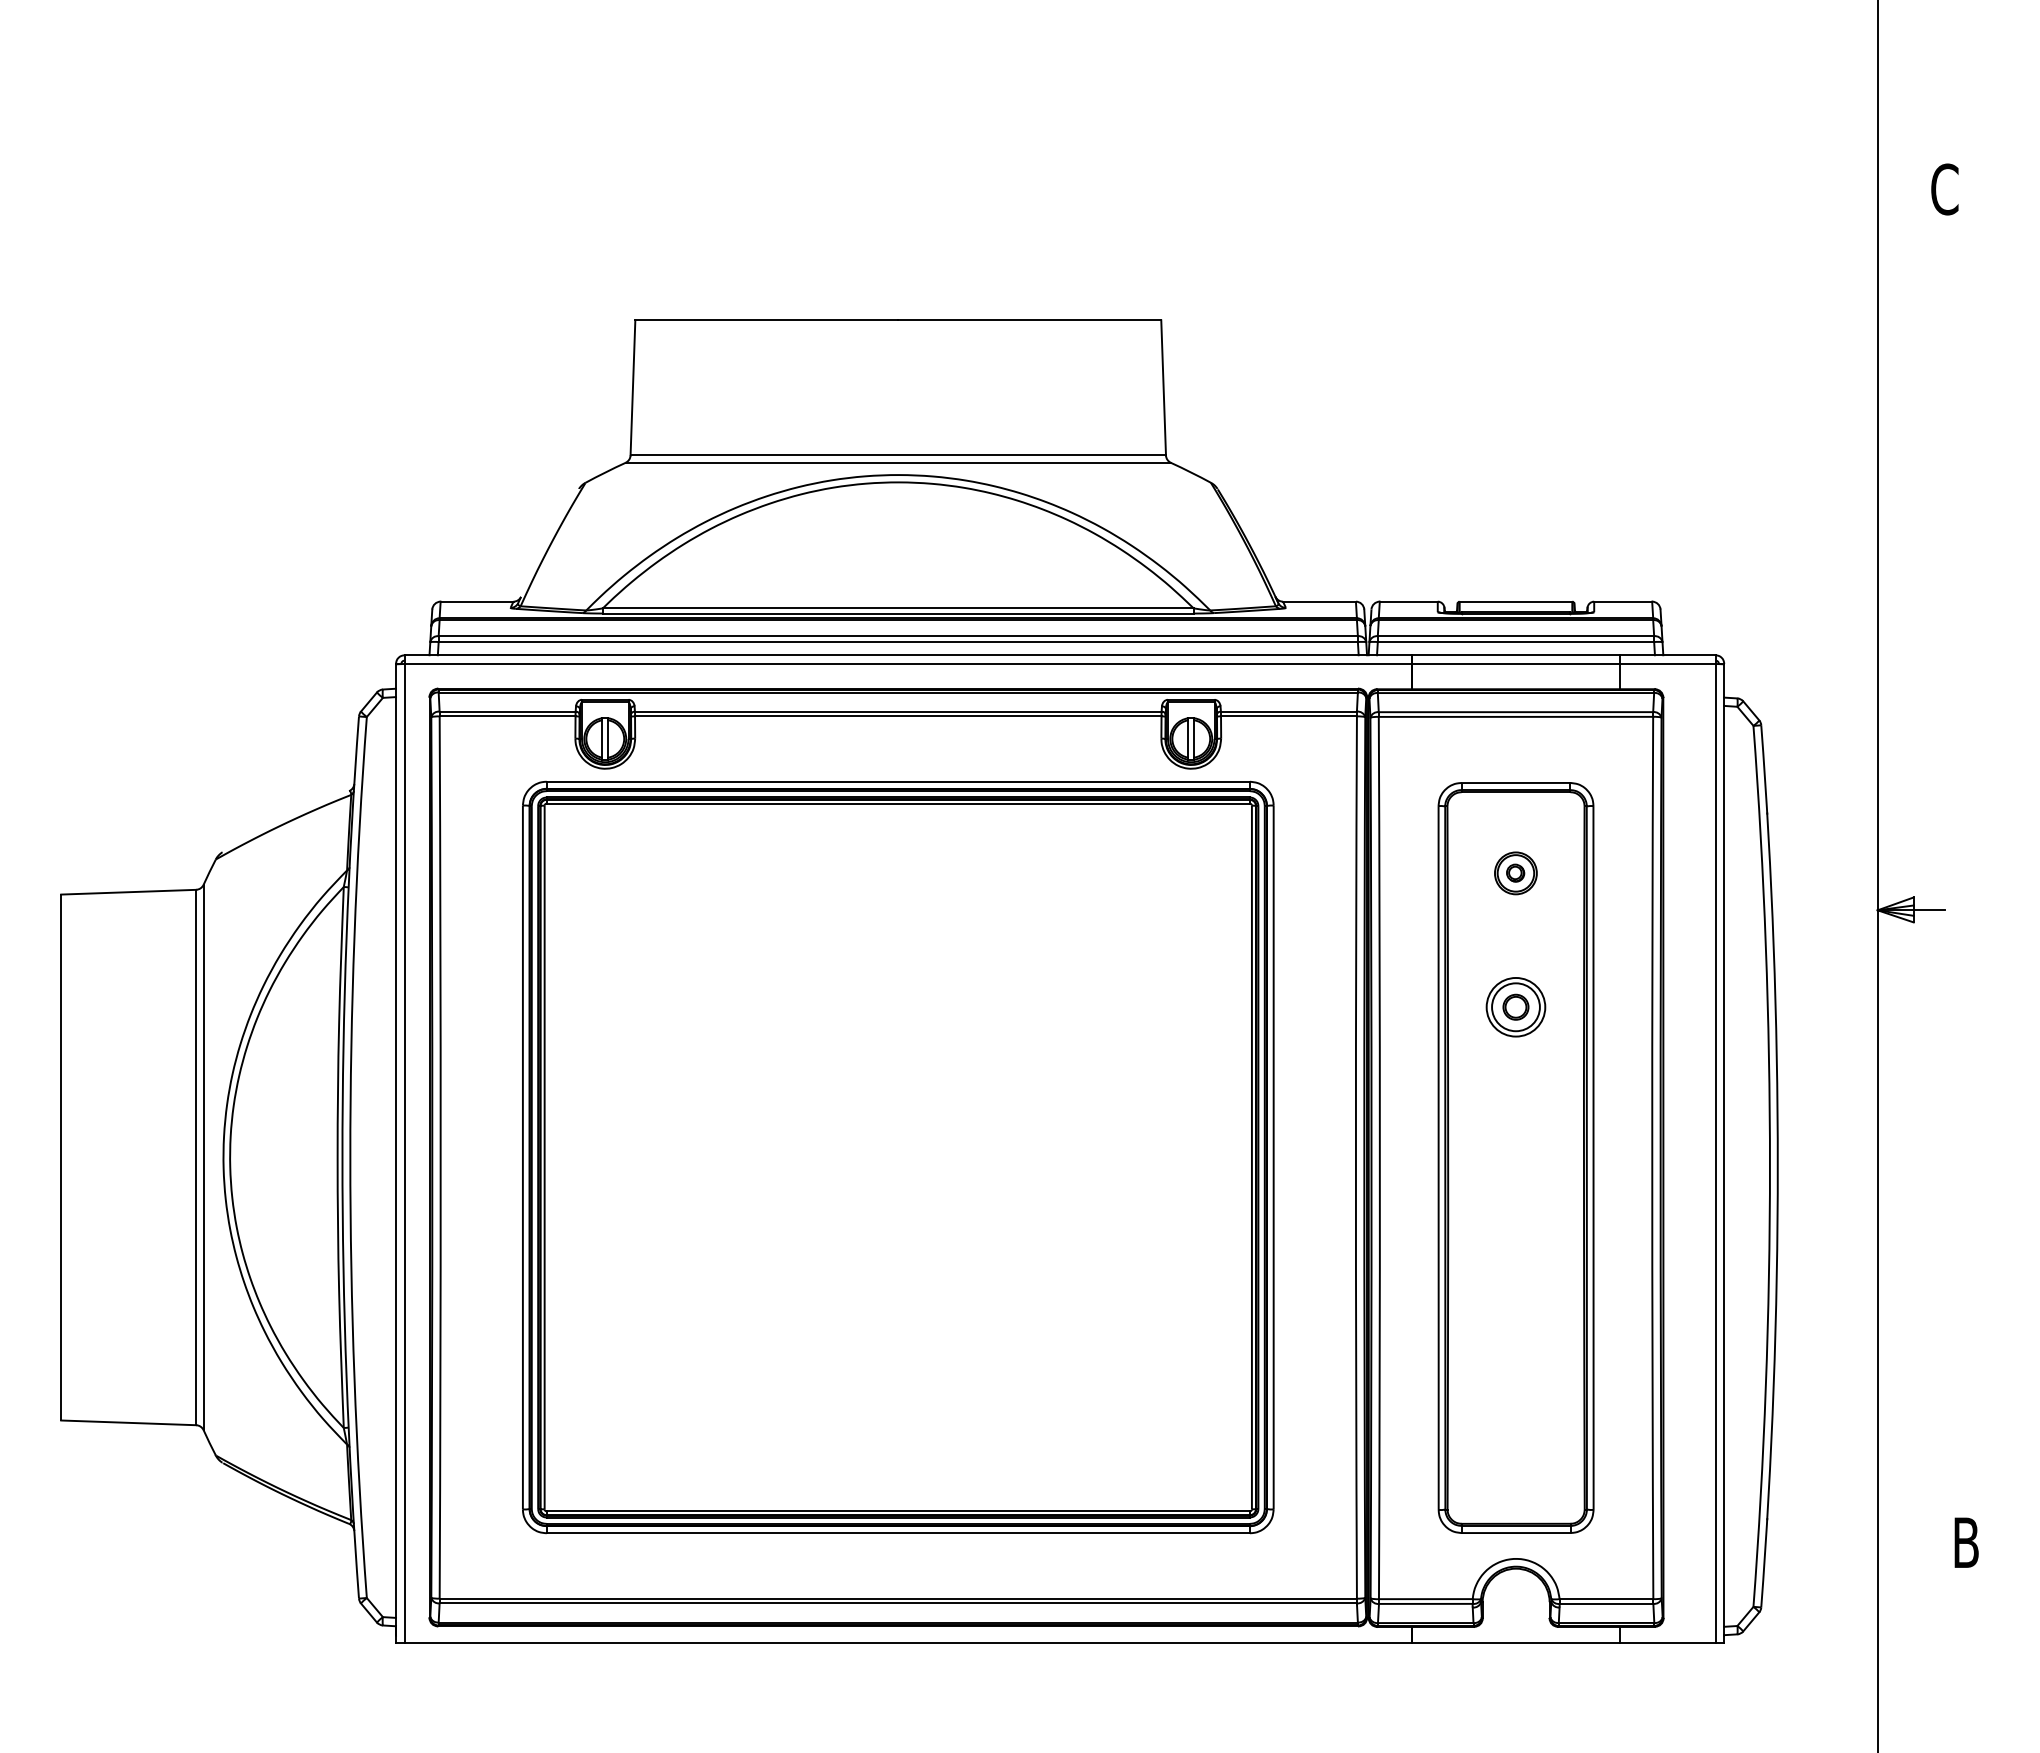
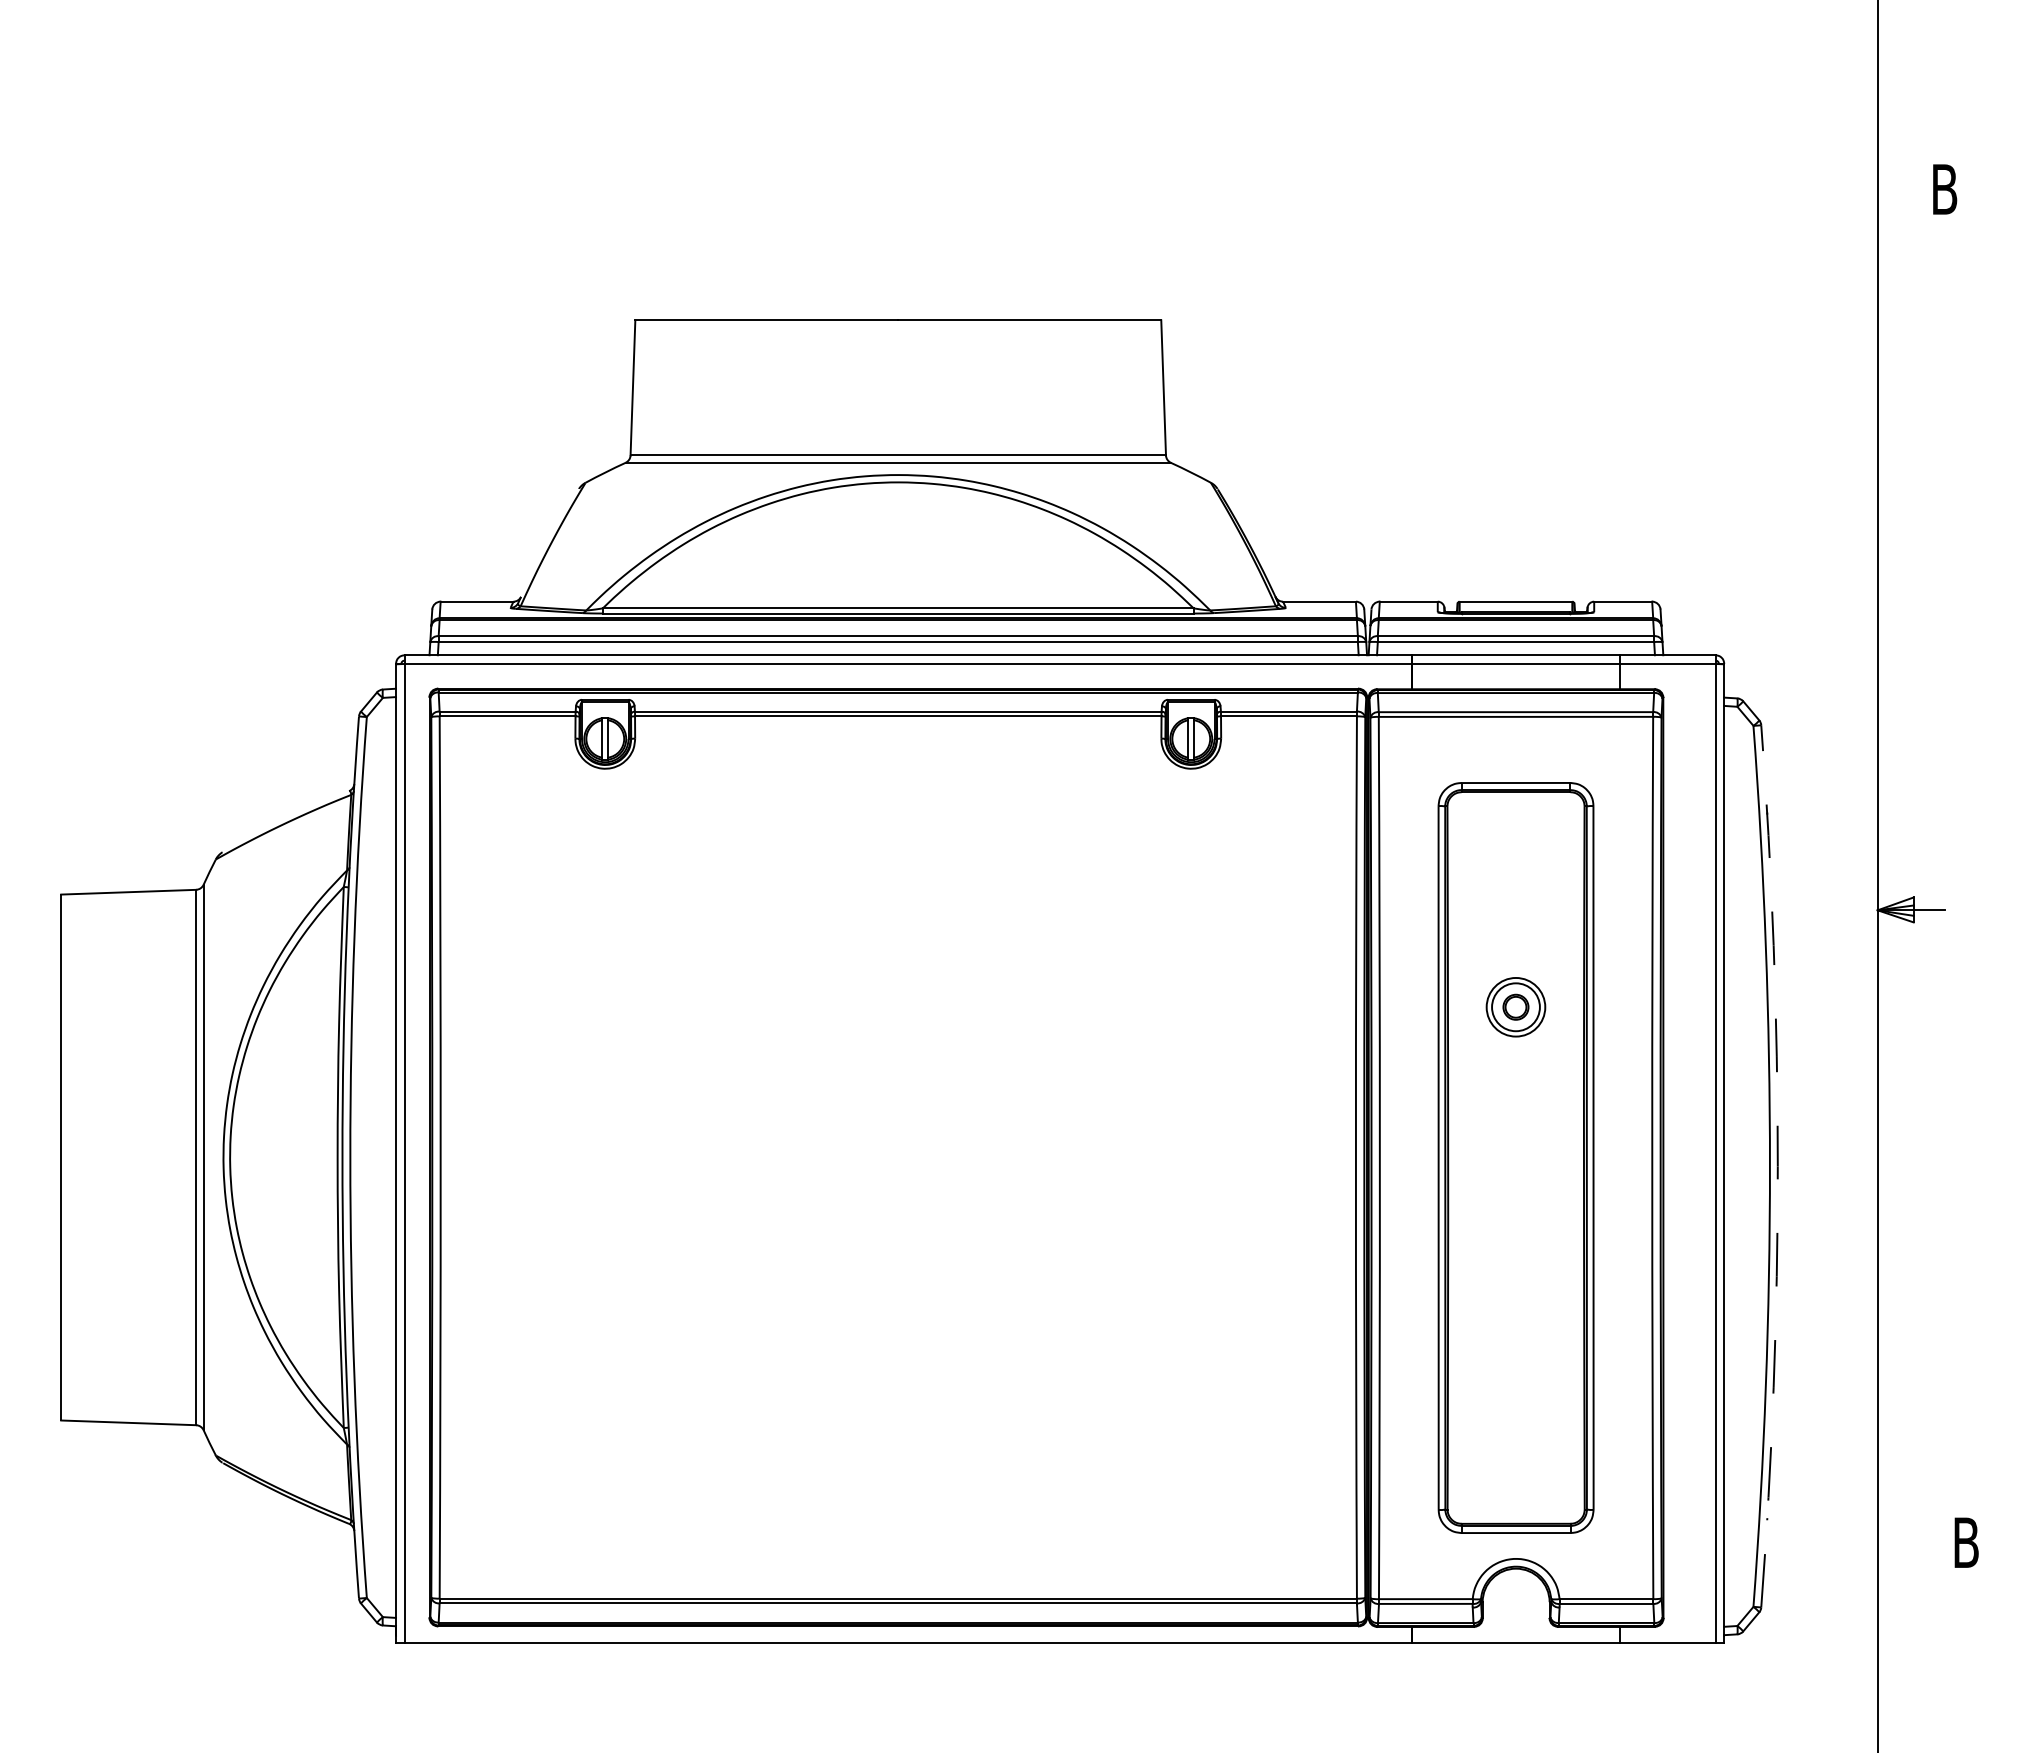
text: C -> B (1944, 189)
part: present -> none (1515, 873)
part: present -> none (898, 1157)
arc: solid -> dashed (1777, 1166)
